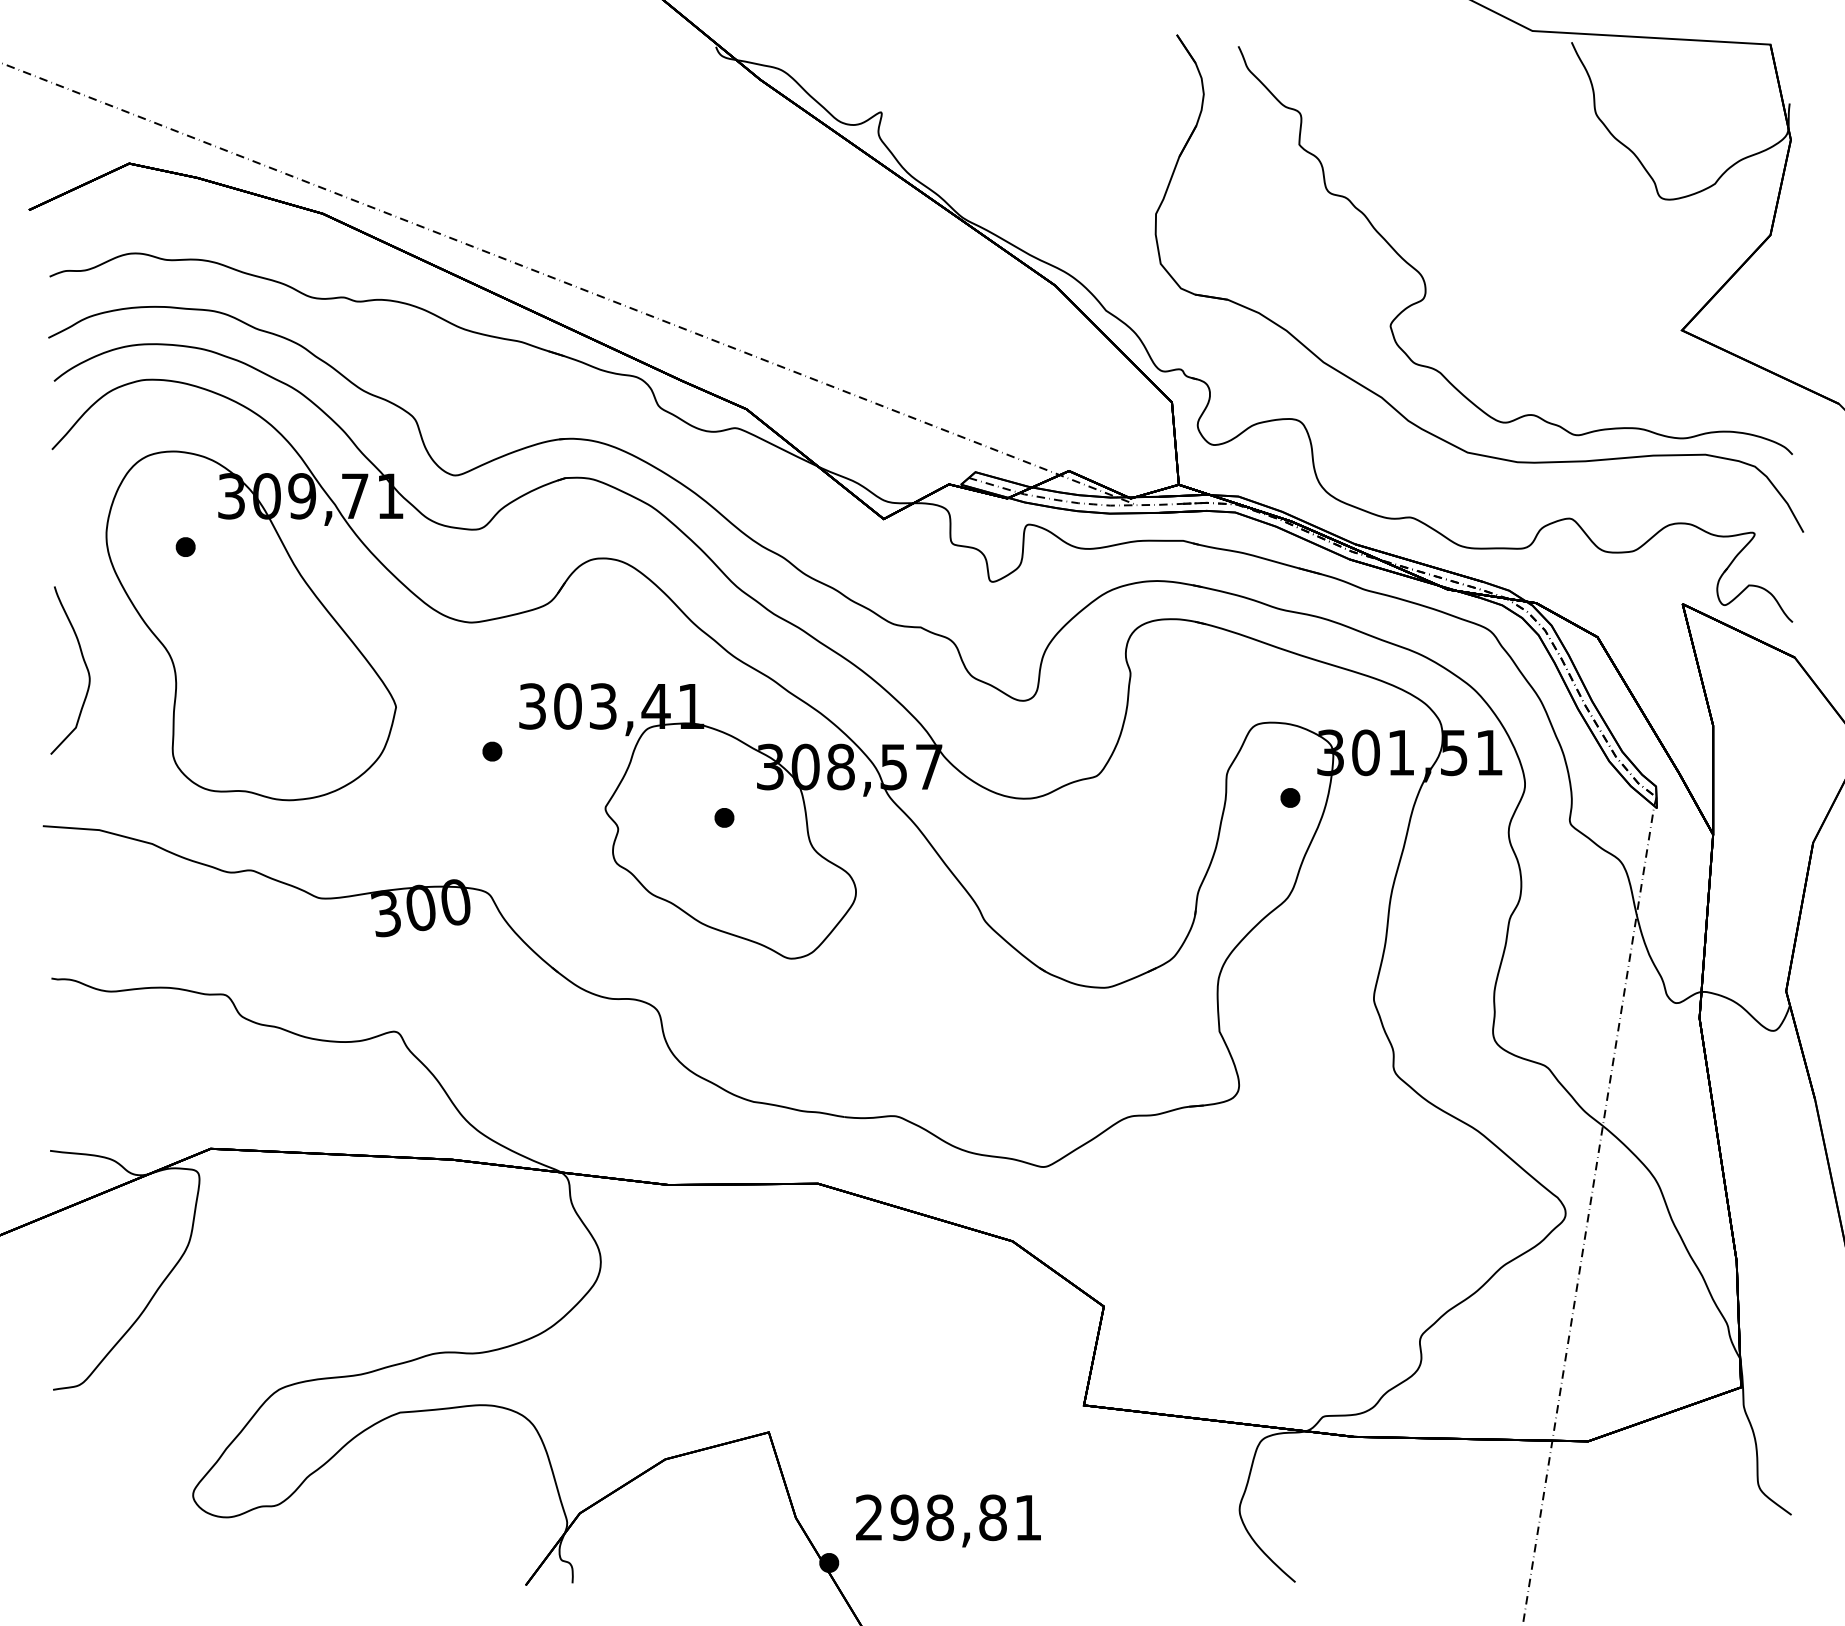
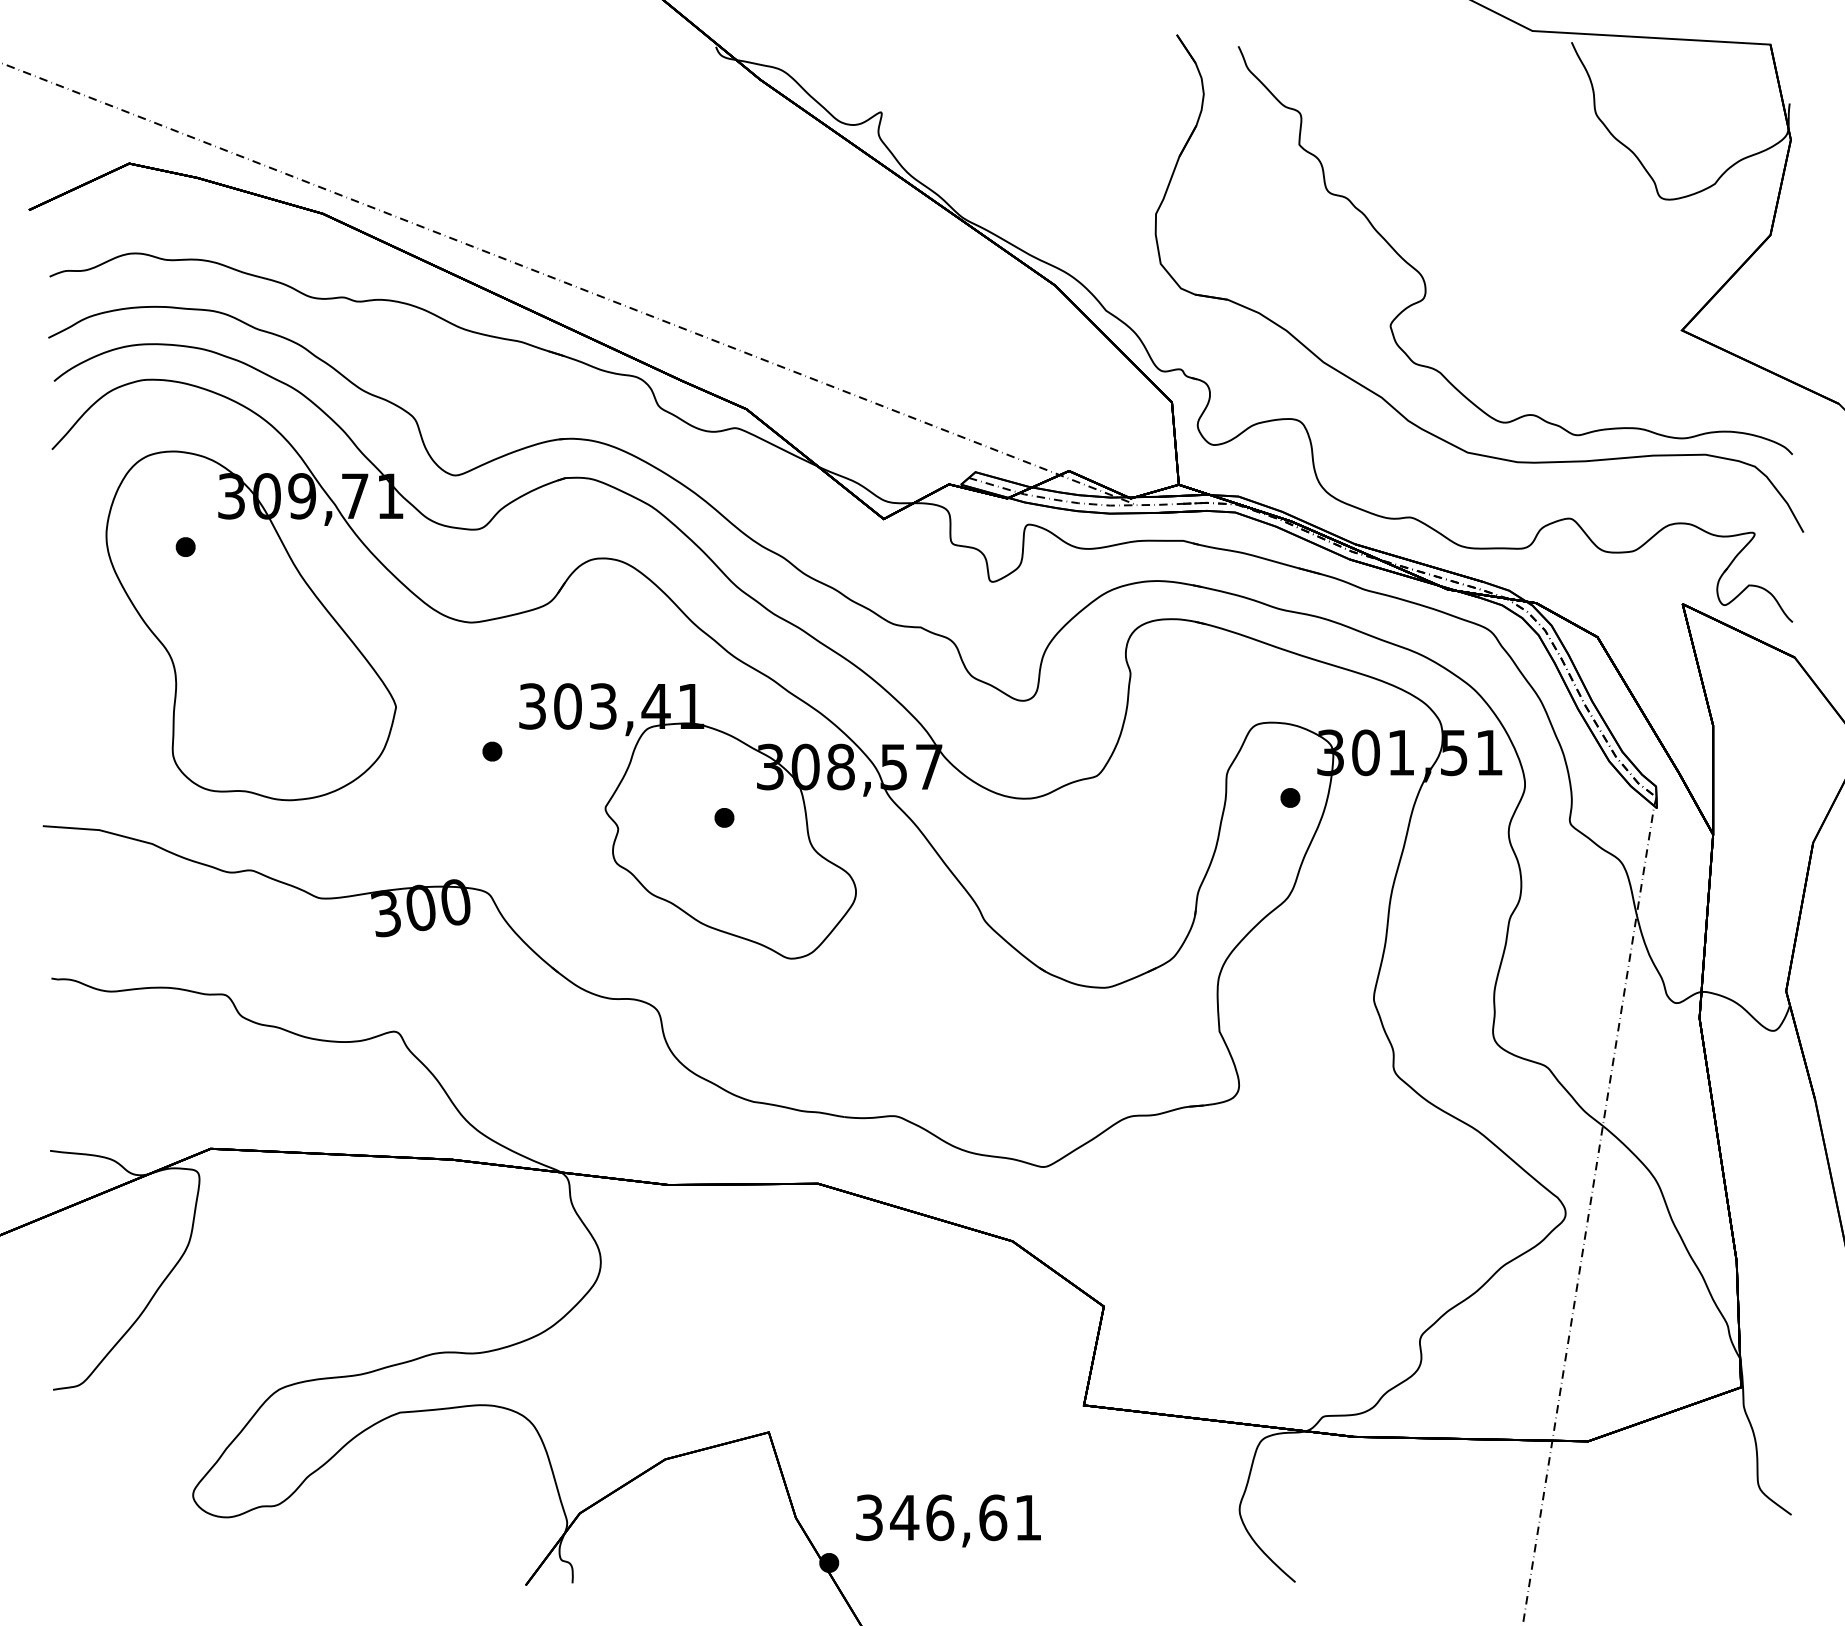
curve: present -> none (84, 664)
text: 298,81 -> 346,61 (931, 1517)
